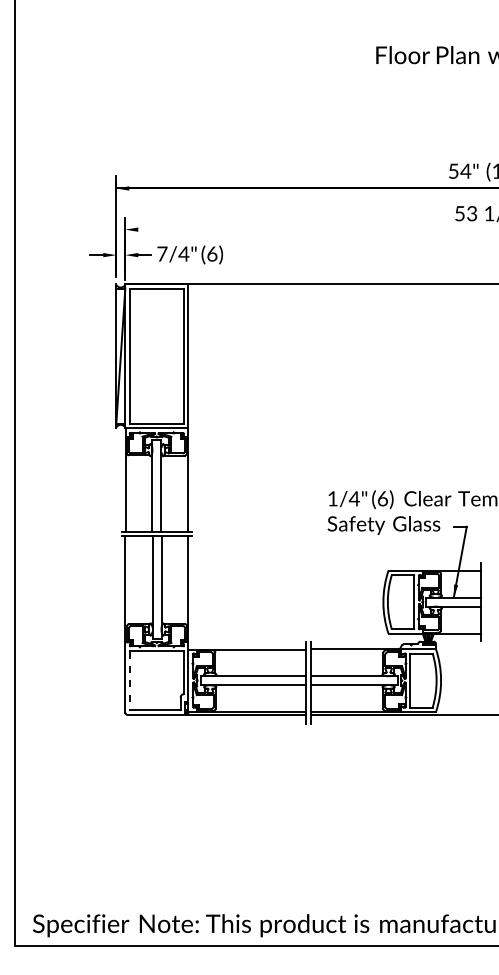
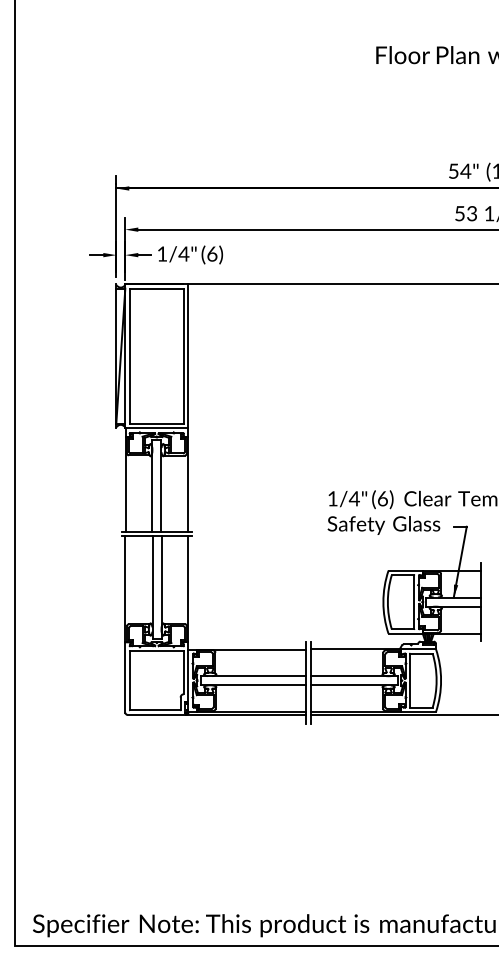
line: none -> present (316, 229)
text: 7/4" -> 1/4" (162, 253)
line: dashed -> solid (129, 681)
